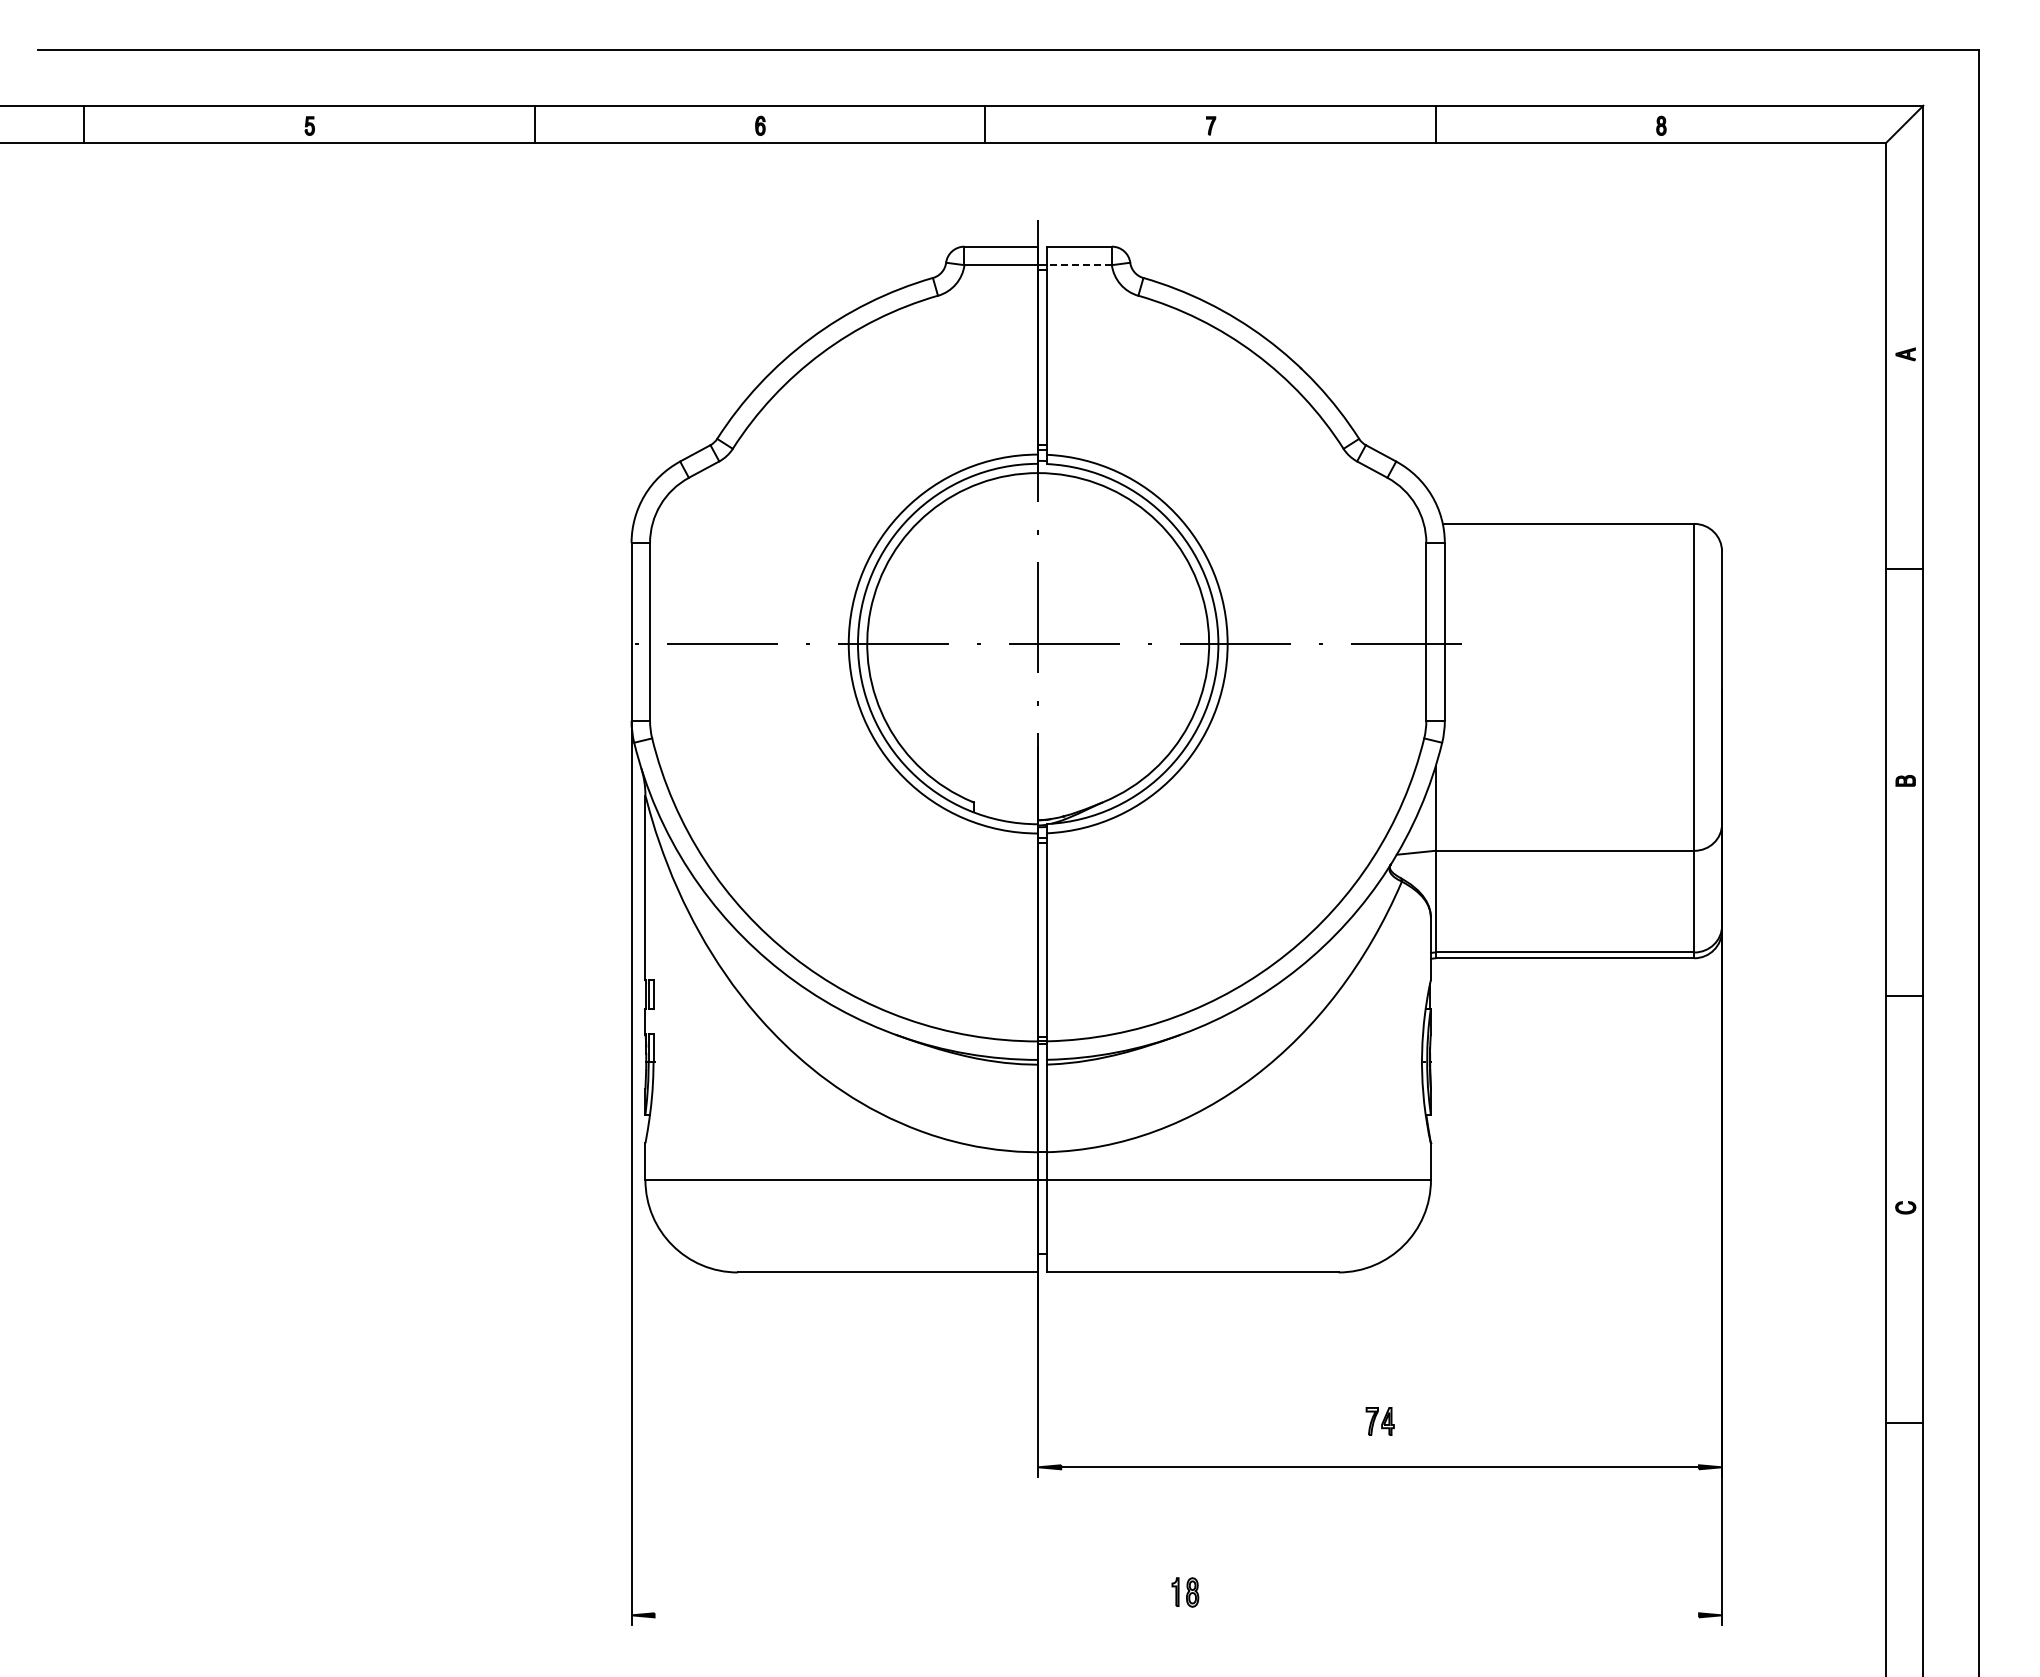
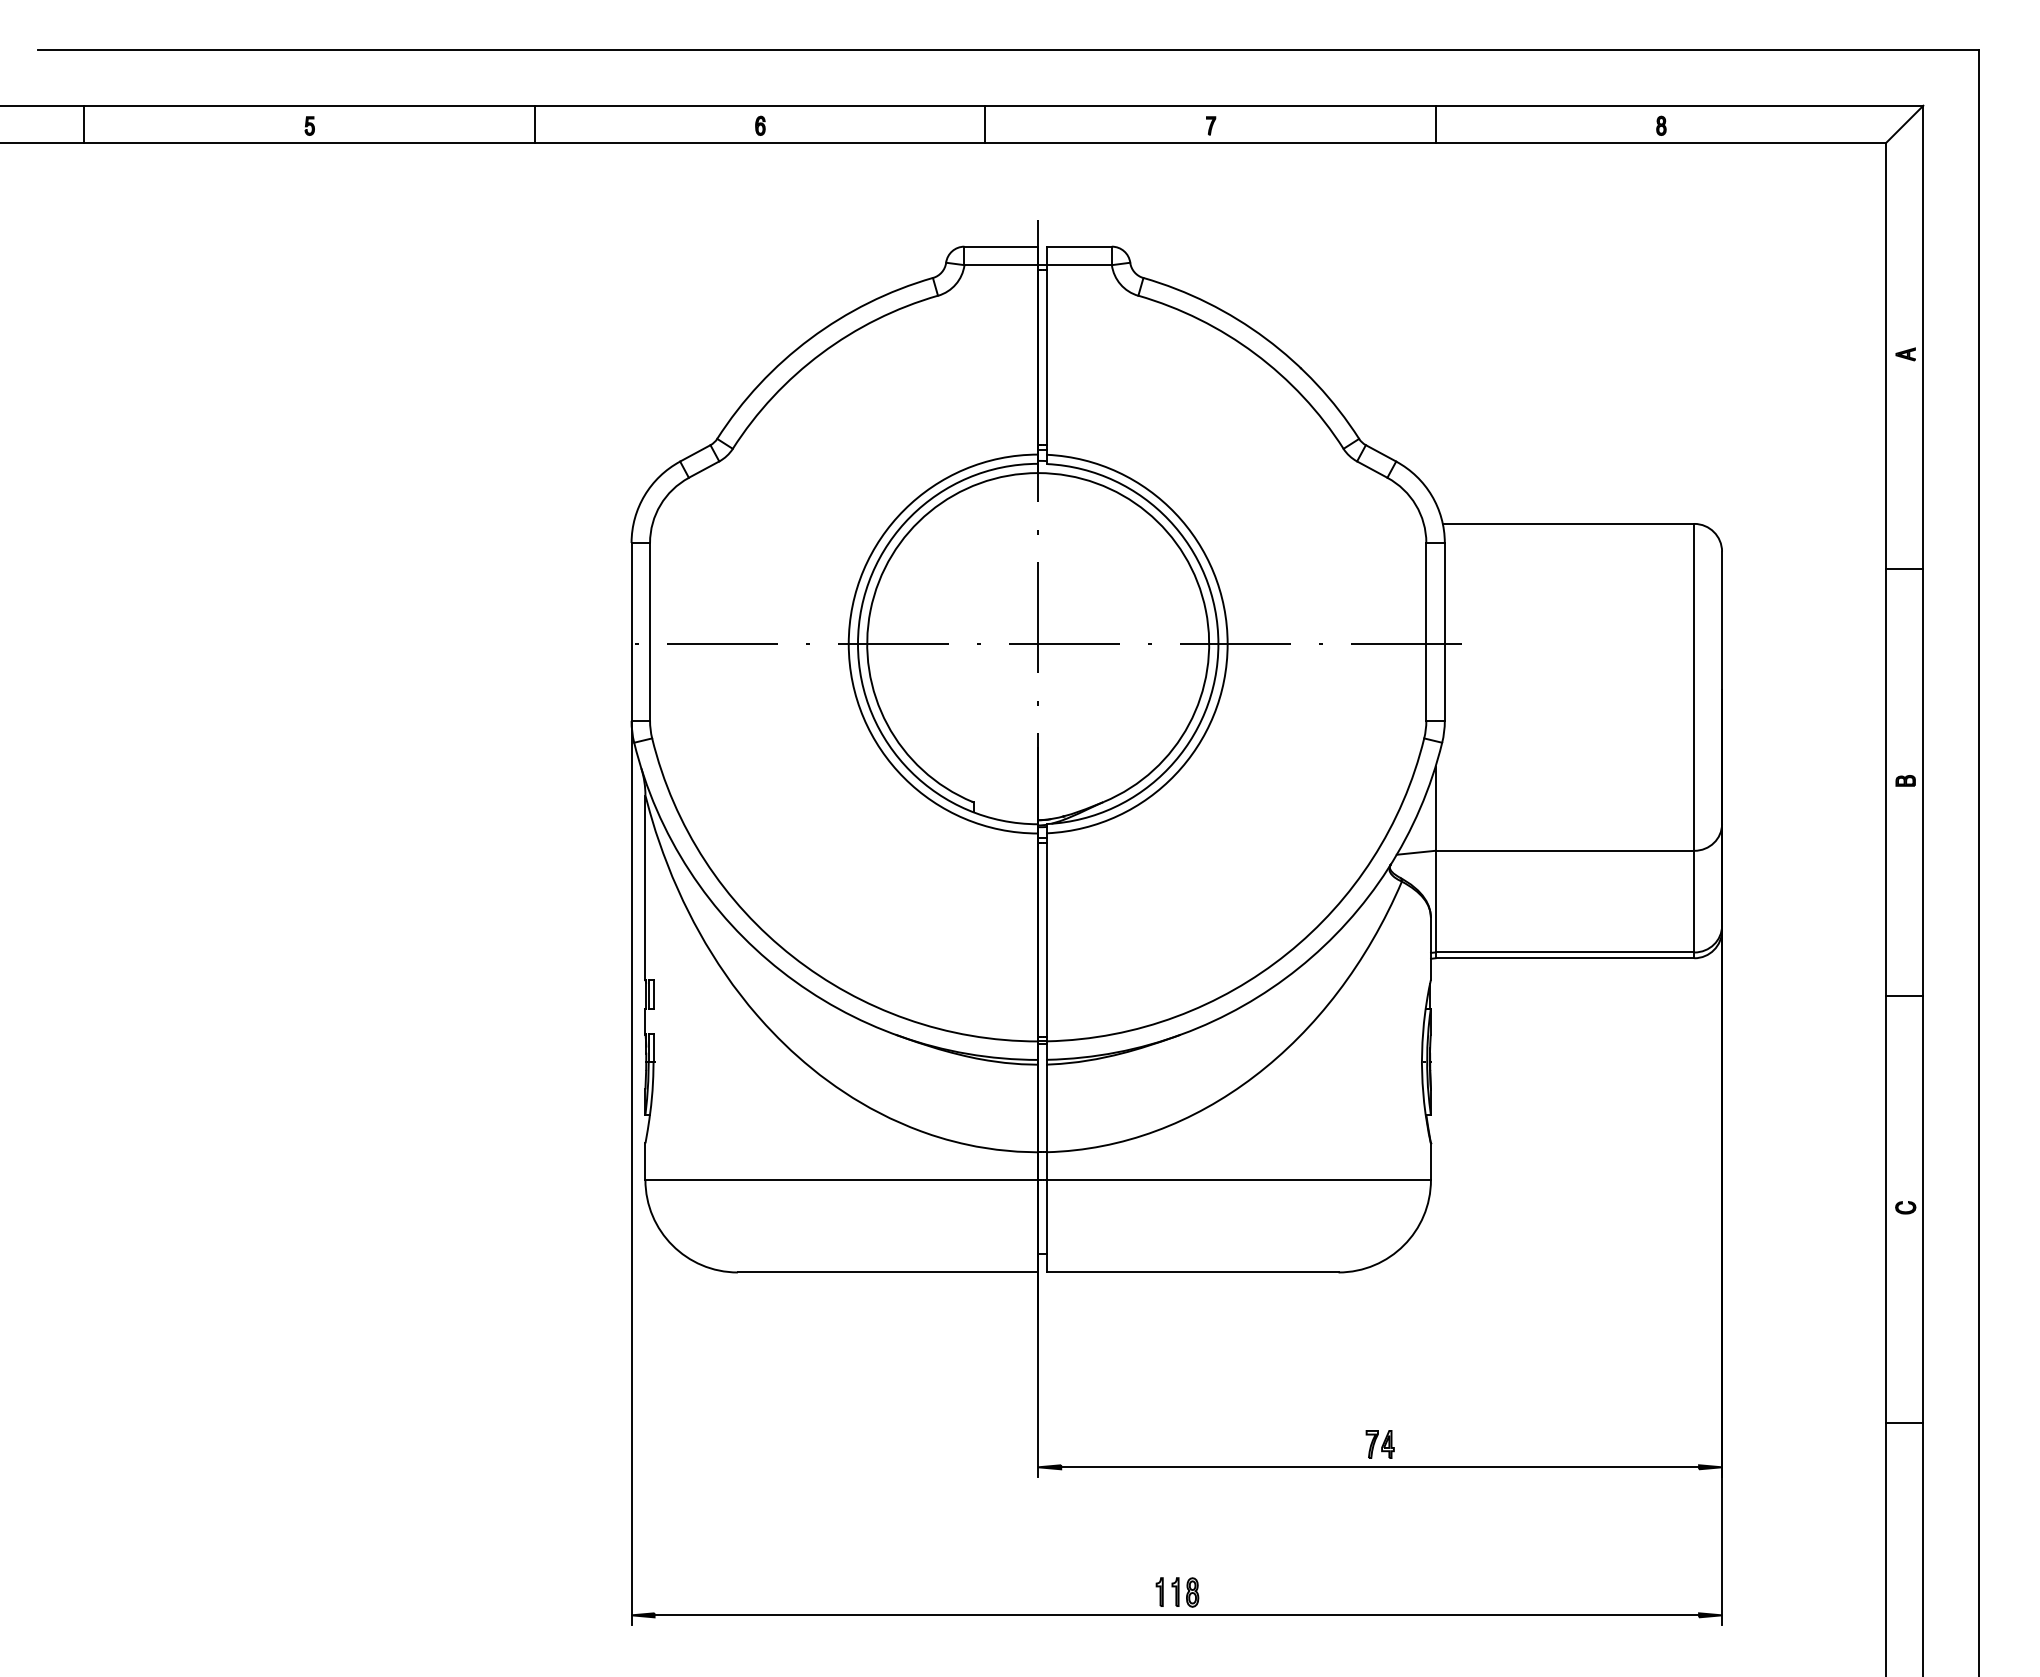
line: dashed -> solid (1079, 265)
part position: (1379, 1421) -> (1379, 1444) (1379, 1444)
part: none -> present (1159, 1591)
line: none -> present (1176, 1615)
